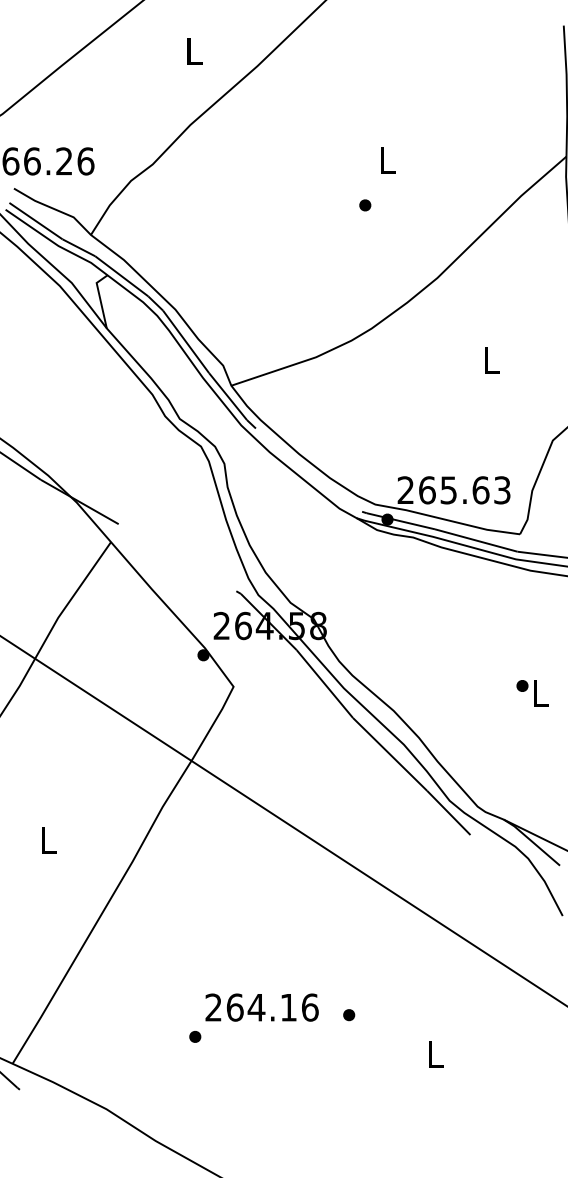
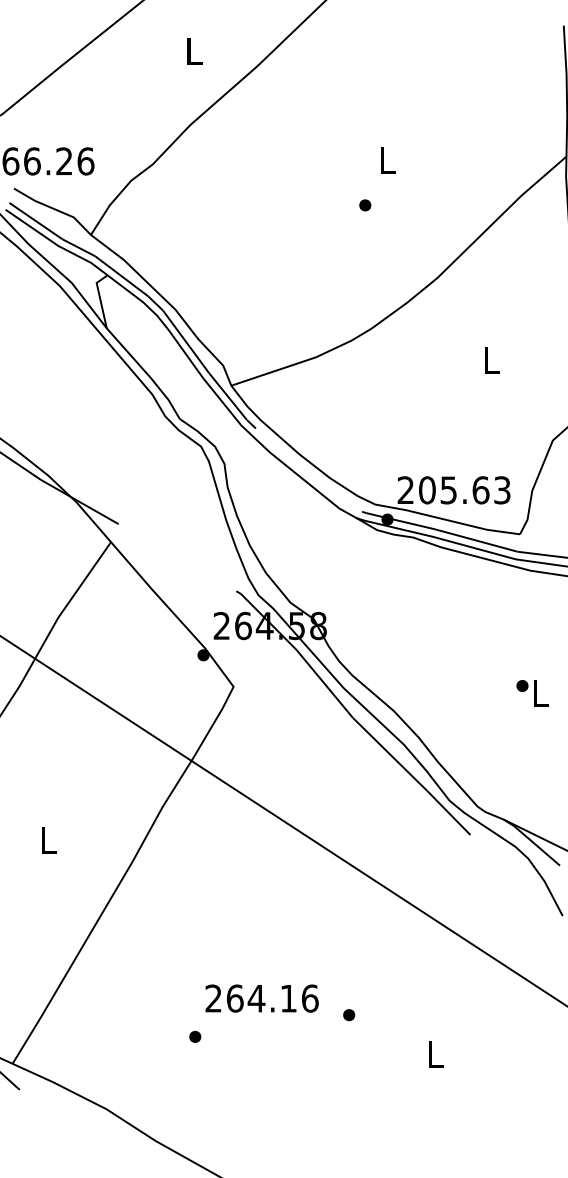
text: 265.63 -> 205.63 (427, 490)
text position: (261, 1007) -> (261, 998) (261, 998)
